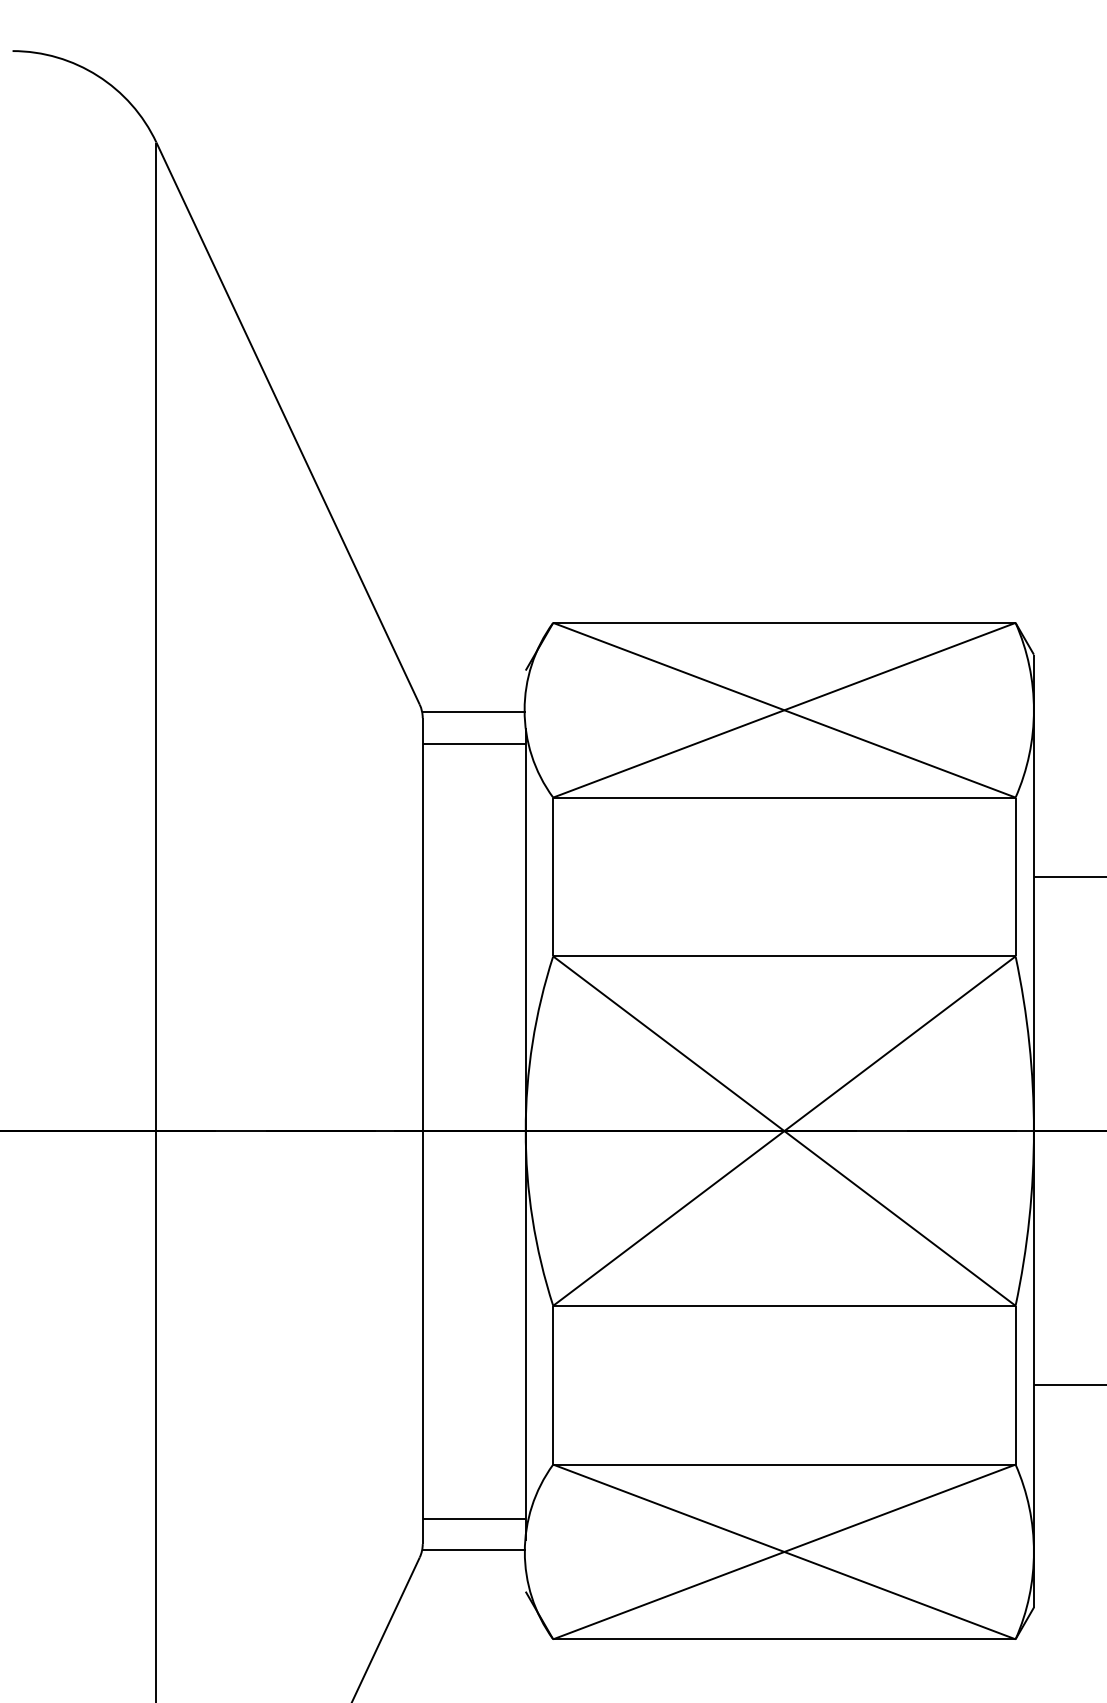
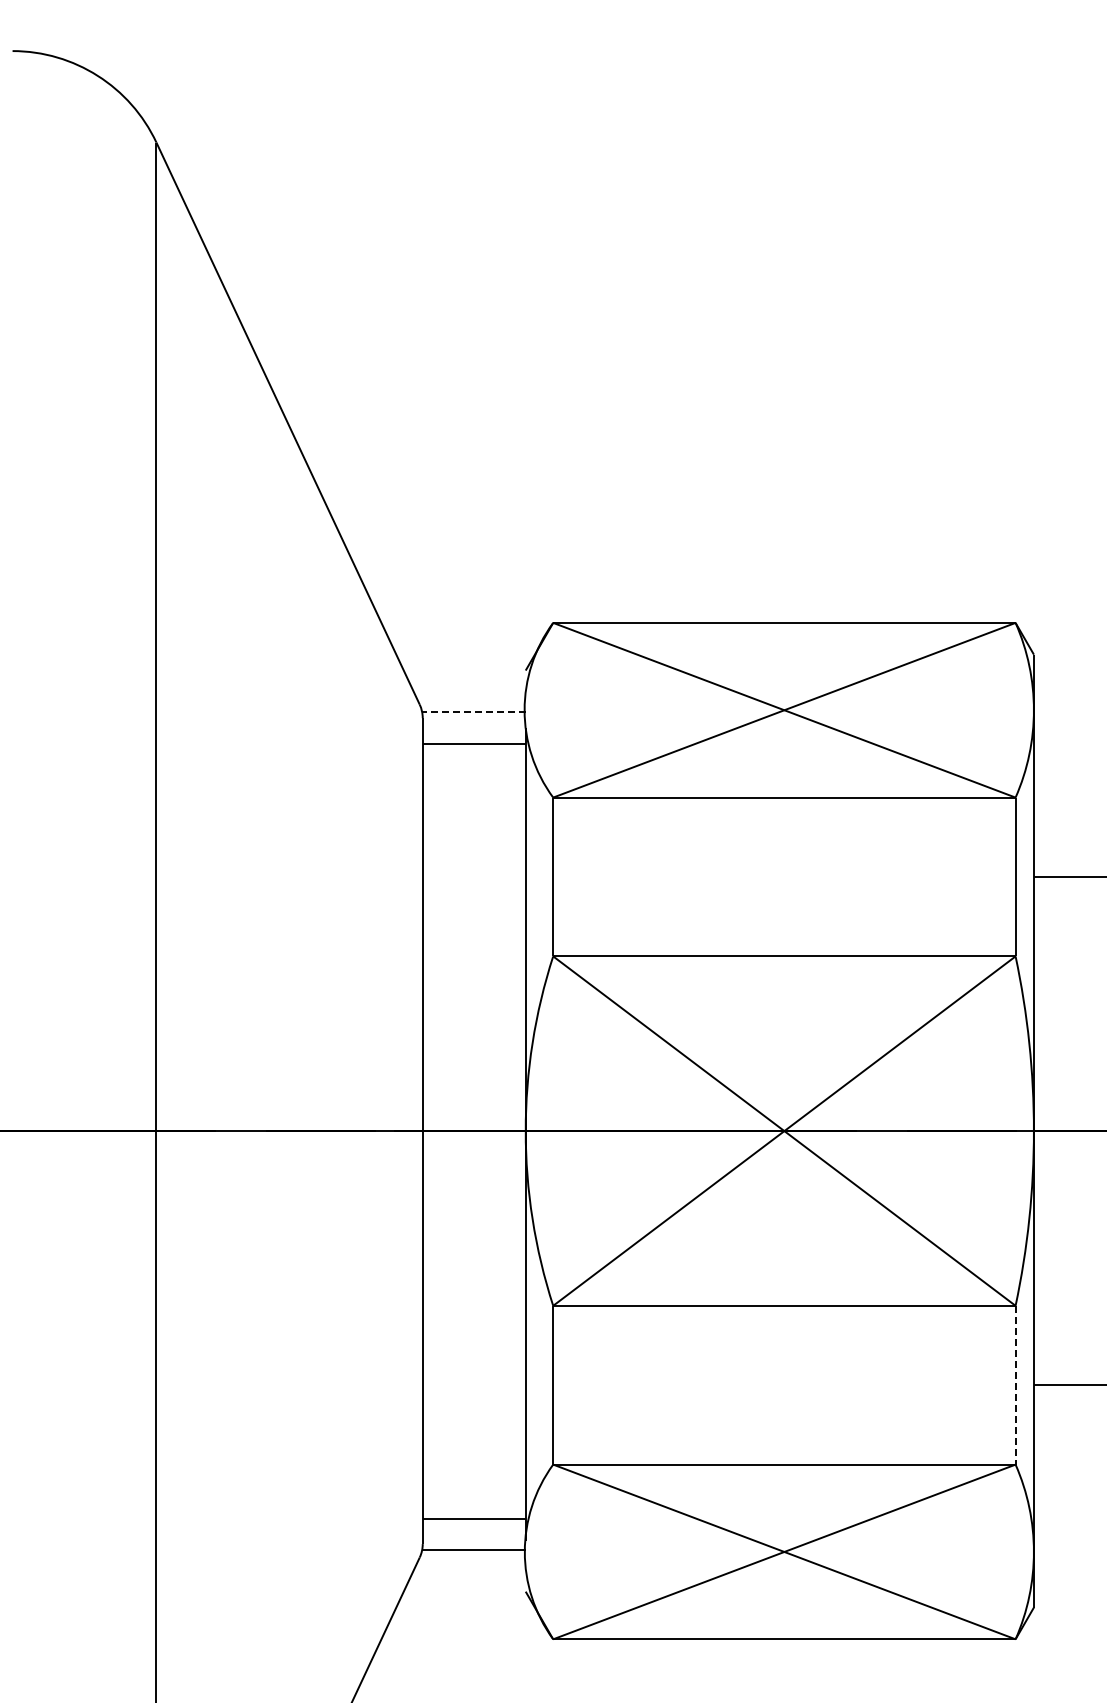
line: solid -> dashed (473, 711)
line: solid -> dashed (1015, 1385)
